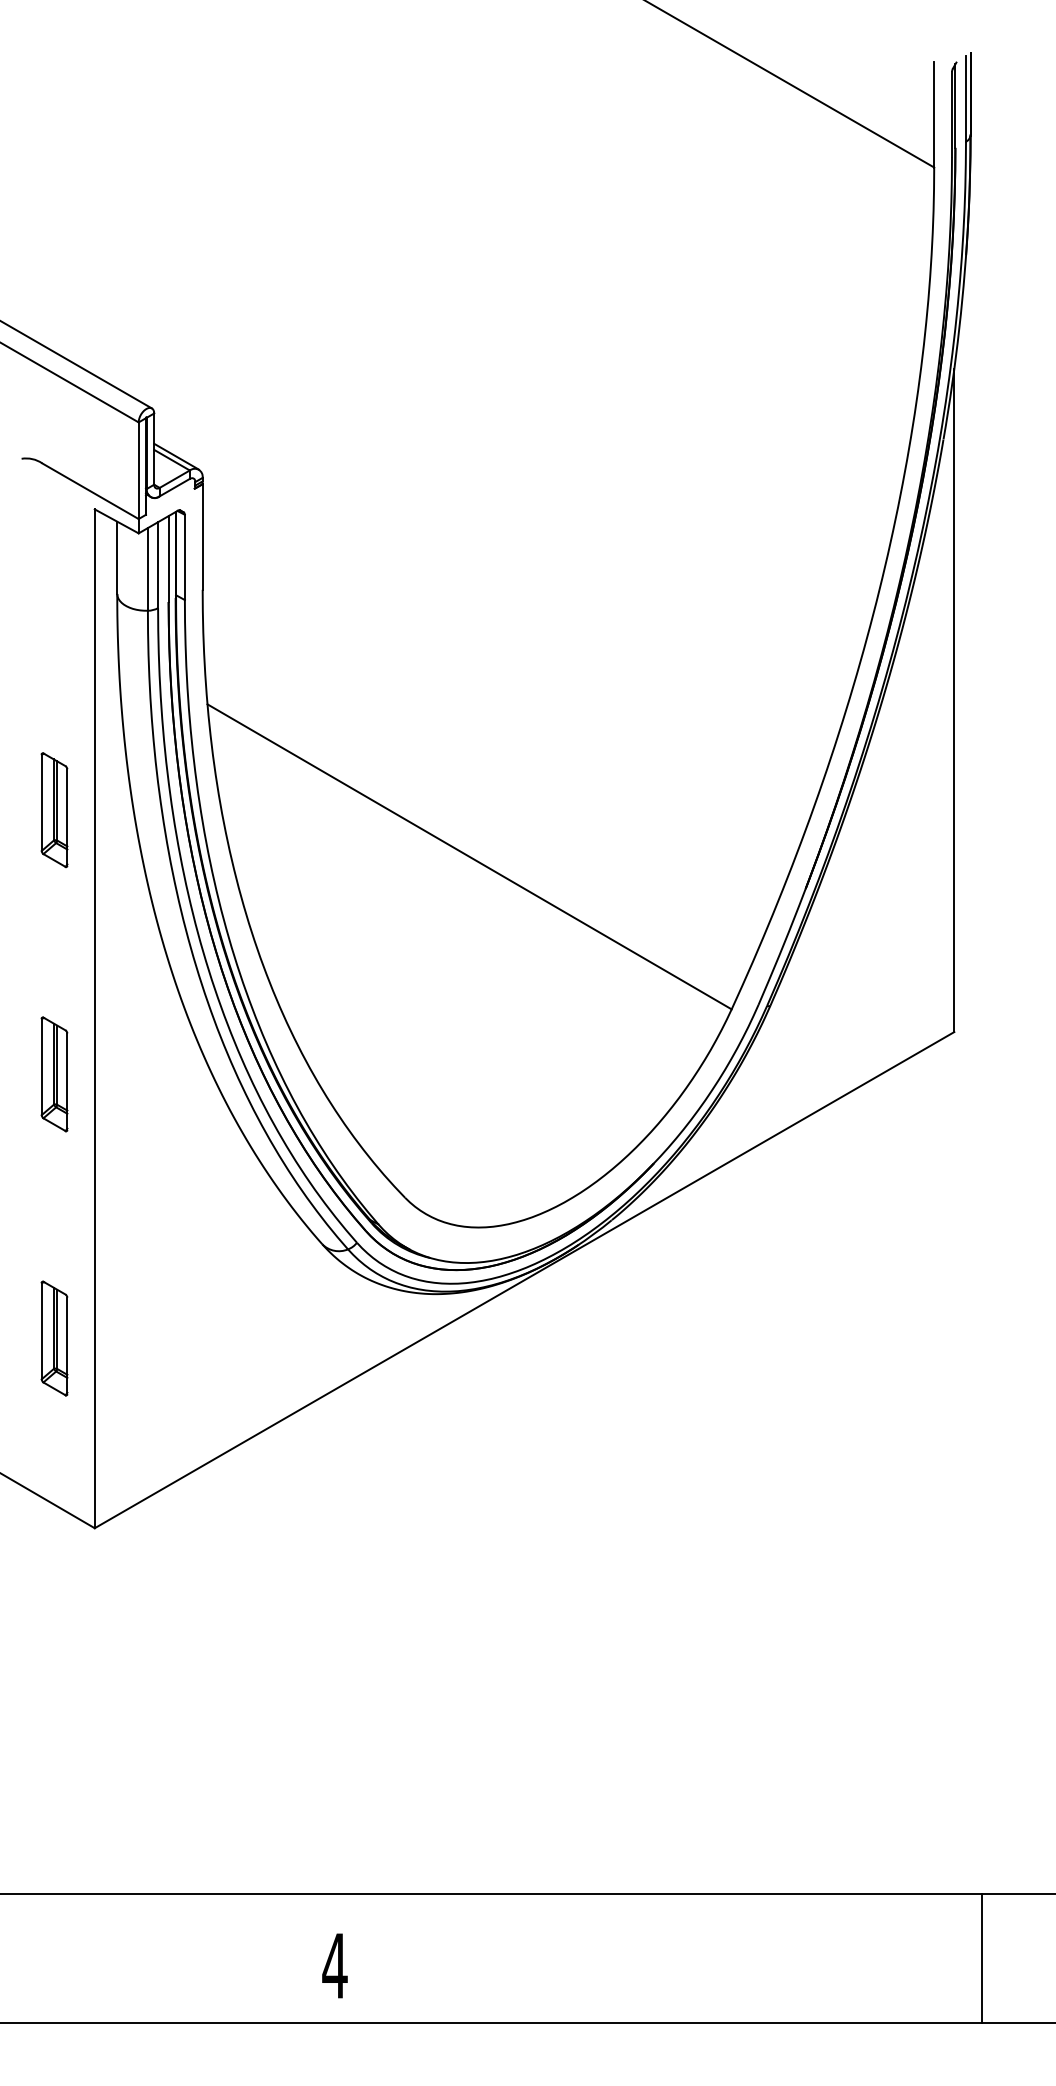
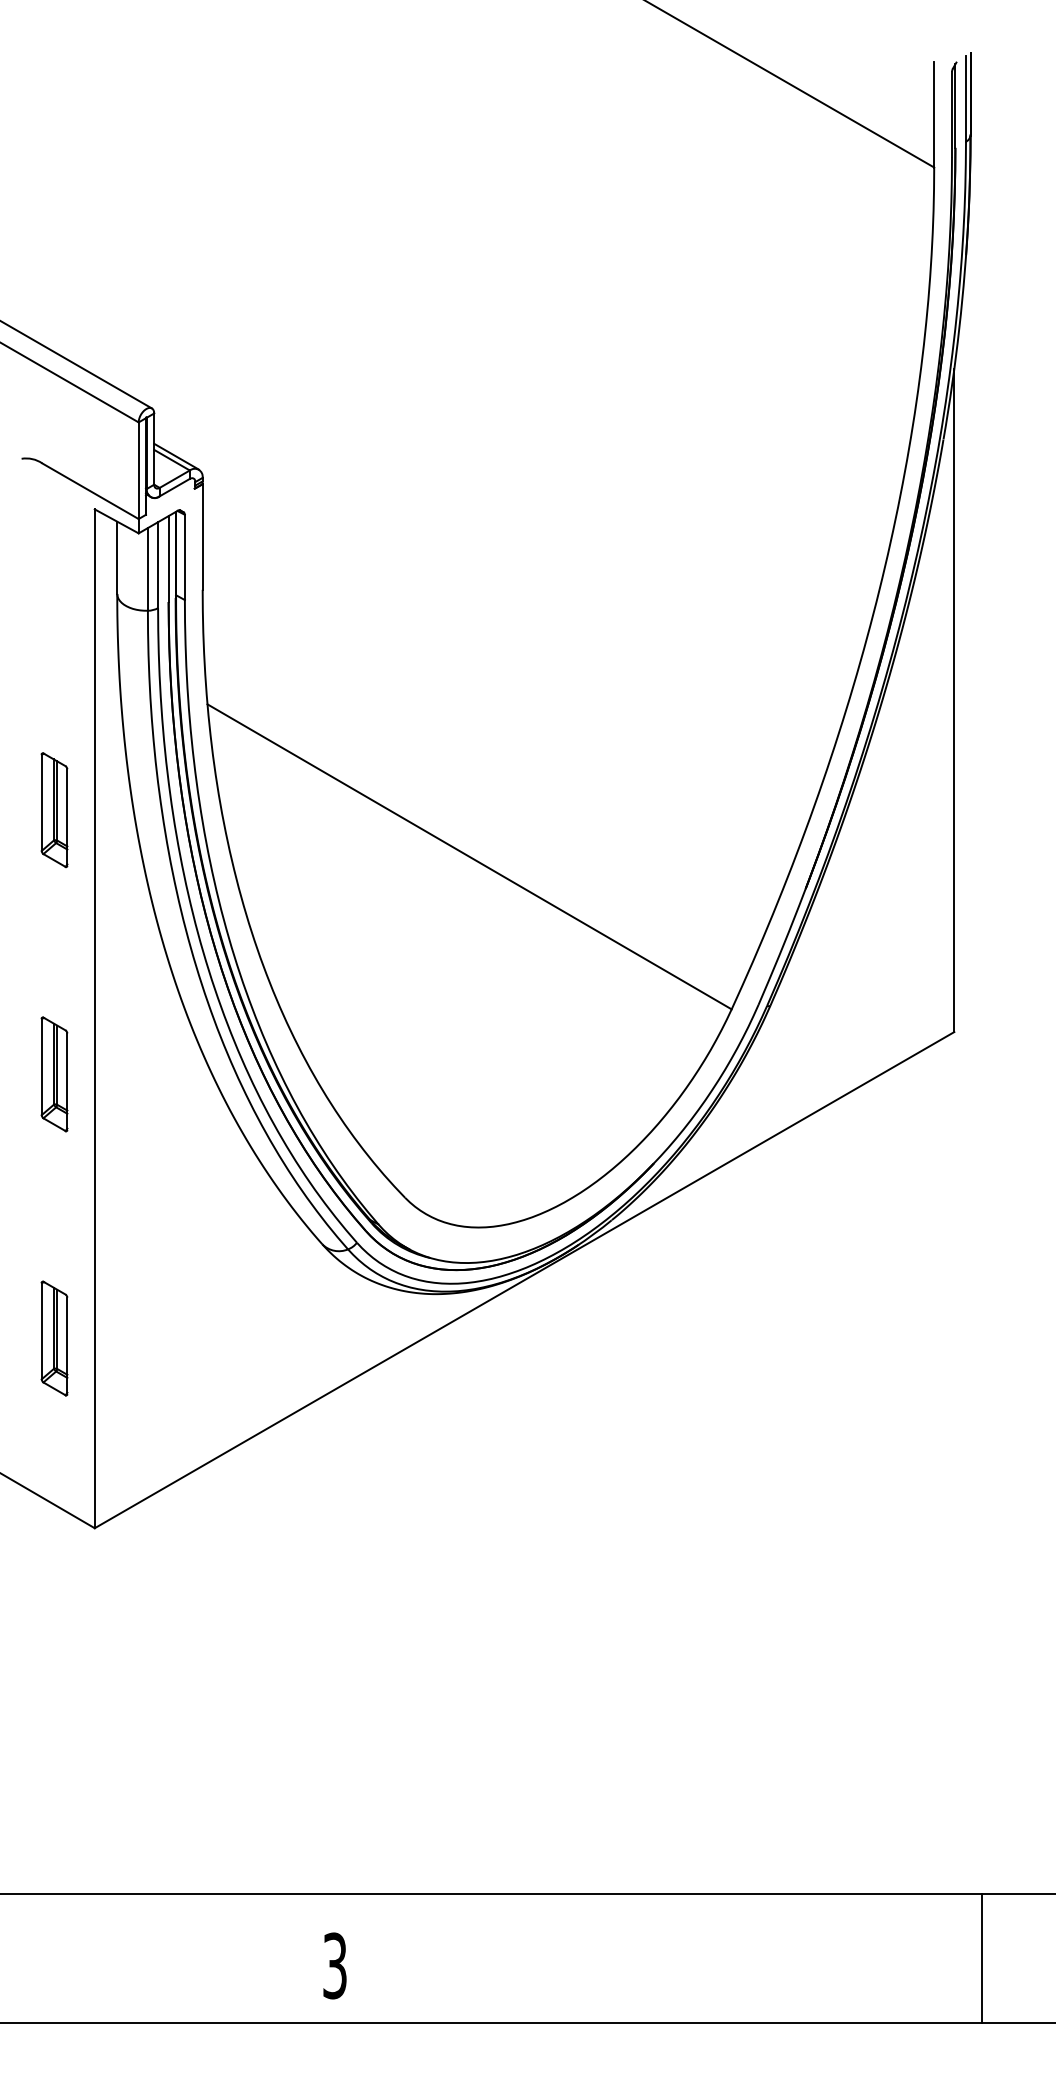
text: 4 -> 3 (334, 1965)
